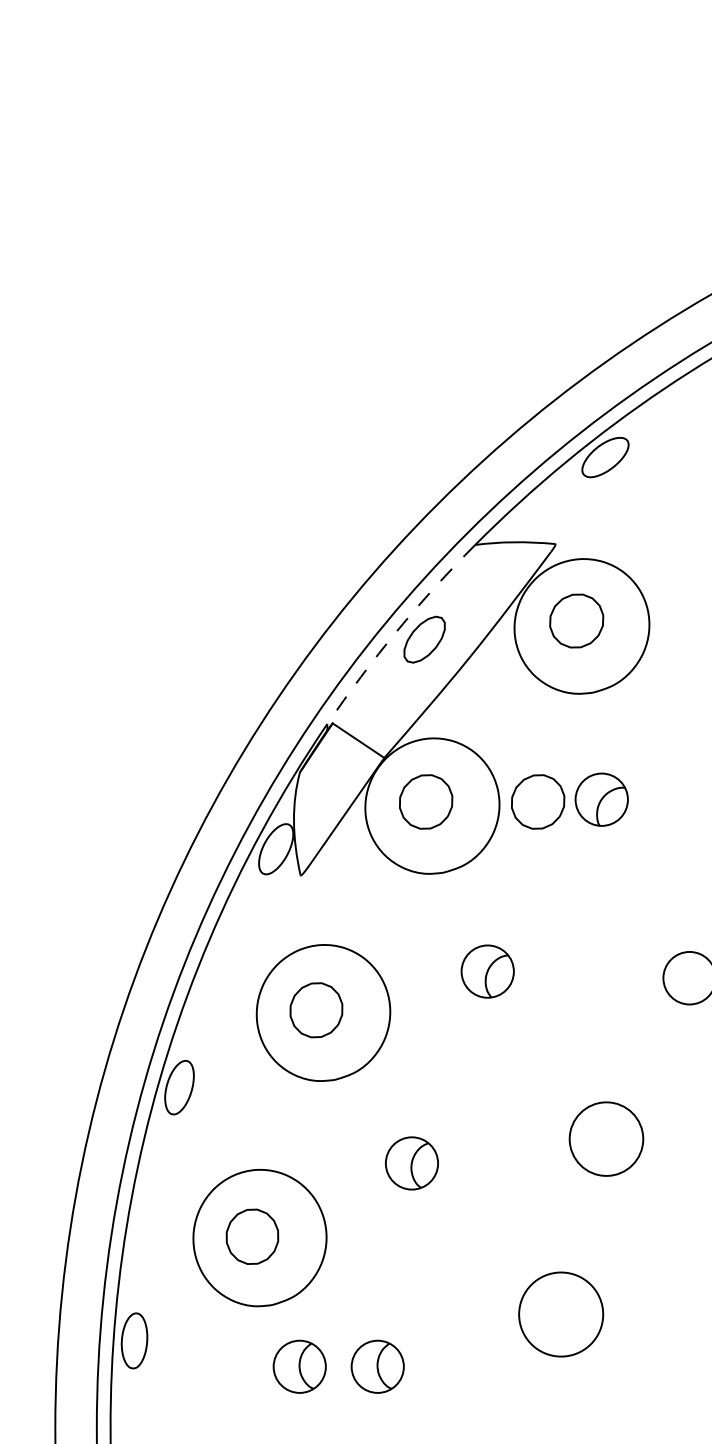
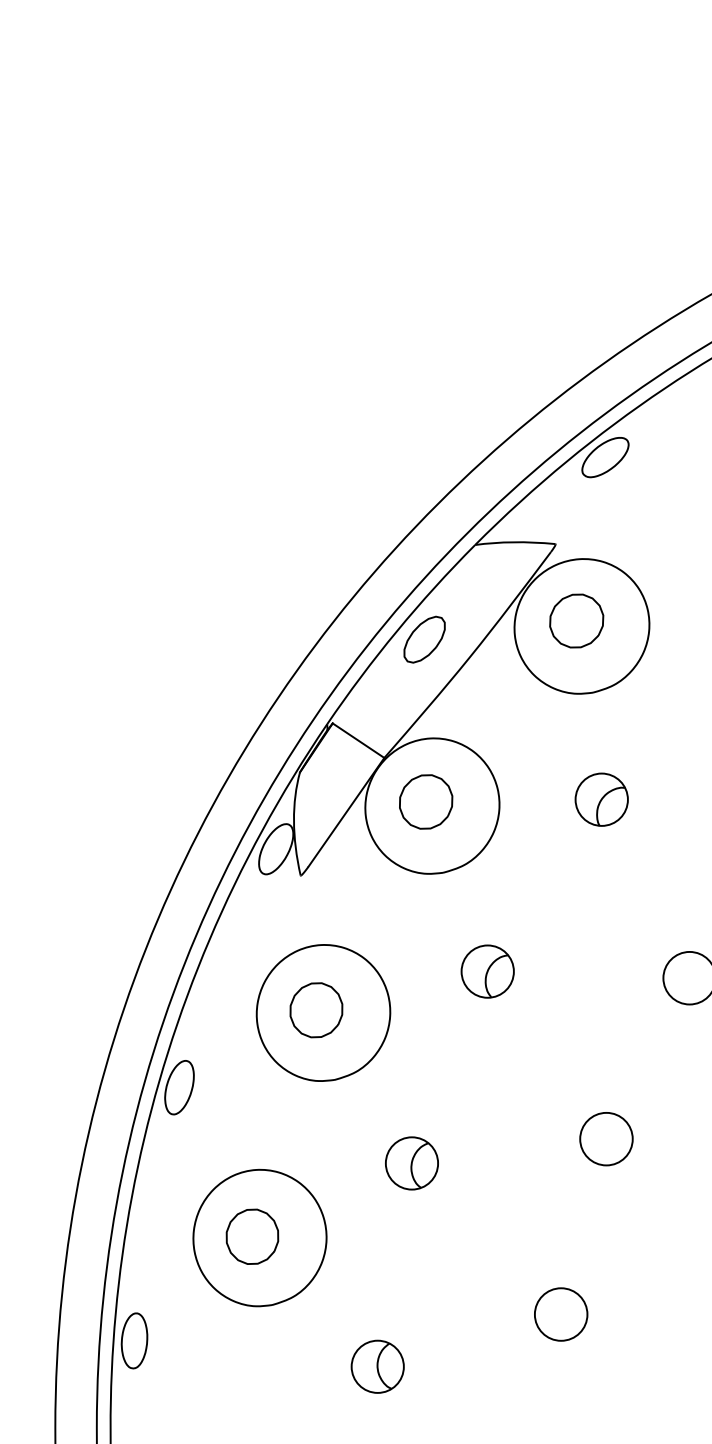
arc: dashed -> solid (397, 631)
part: present -> none (538, 801)
circle diameter: 74 px -> 53 px (606, 1138)
circle diameter: 84 px -> 53 px (560, 1314)
part: present -> none (299, 1366)
